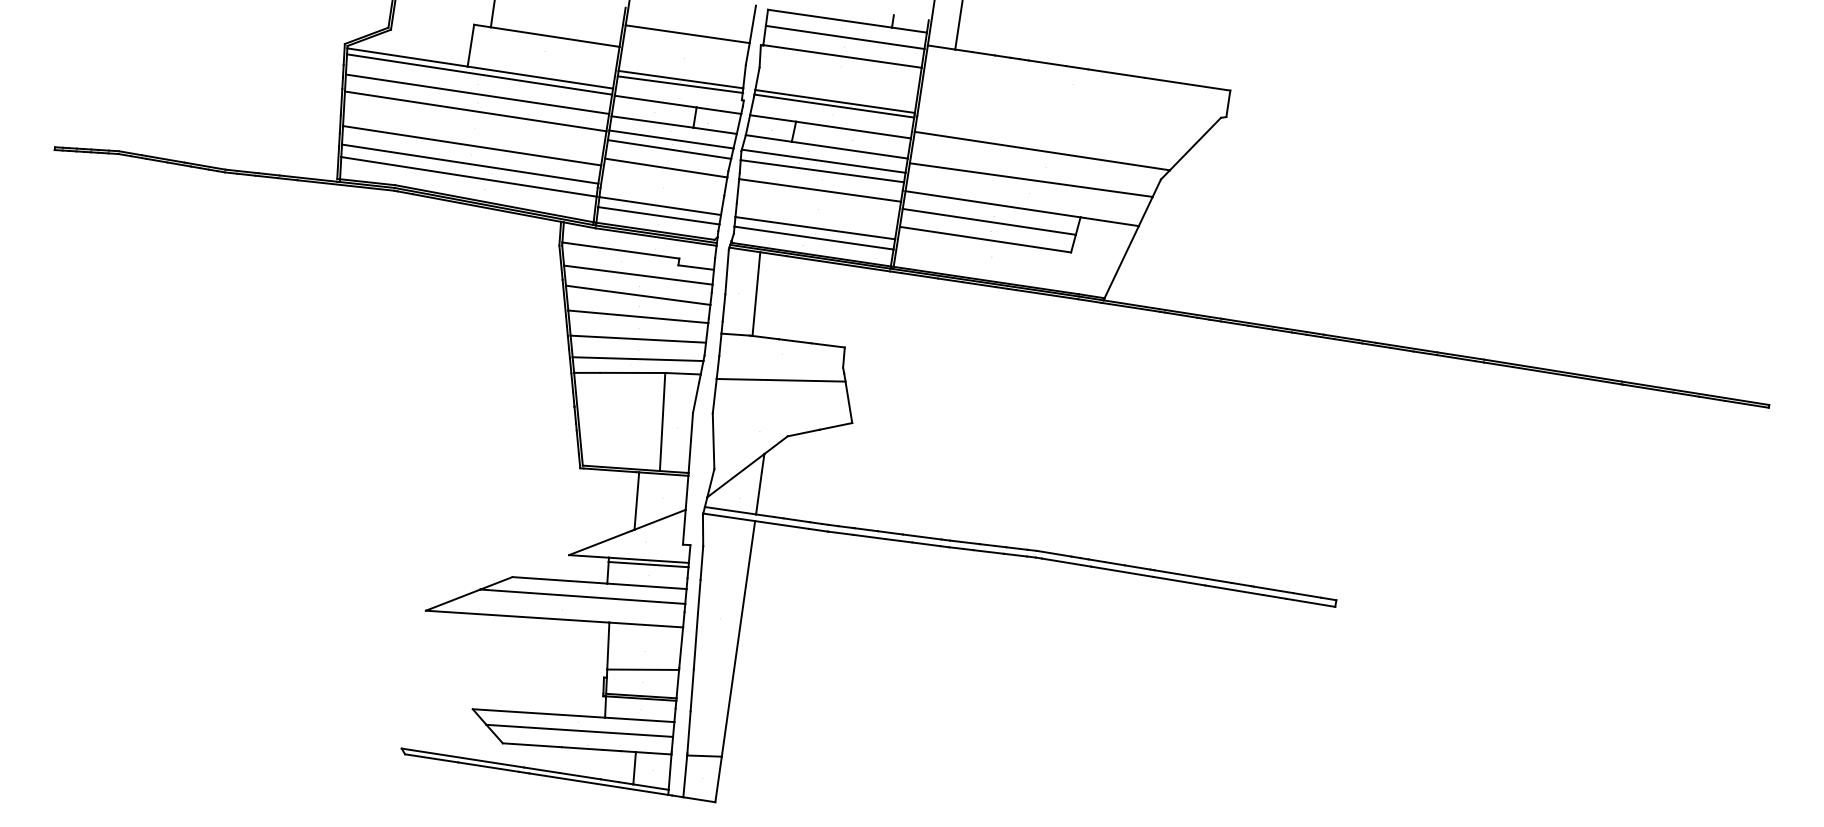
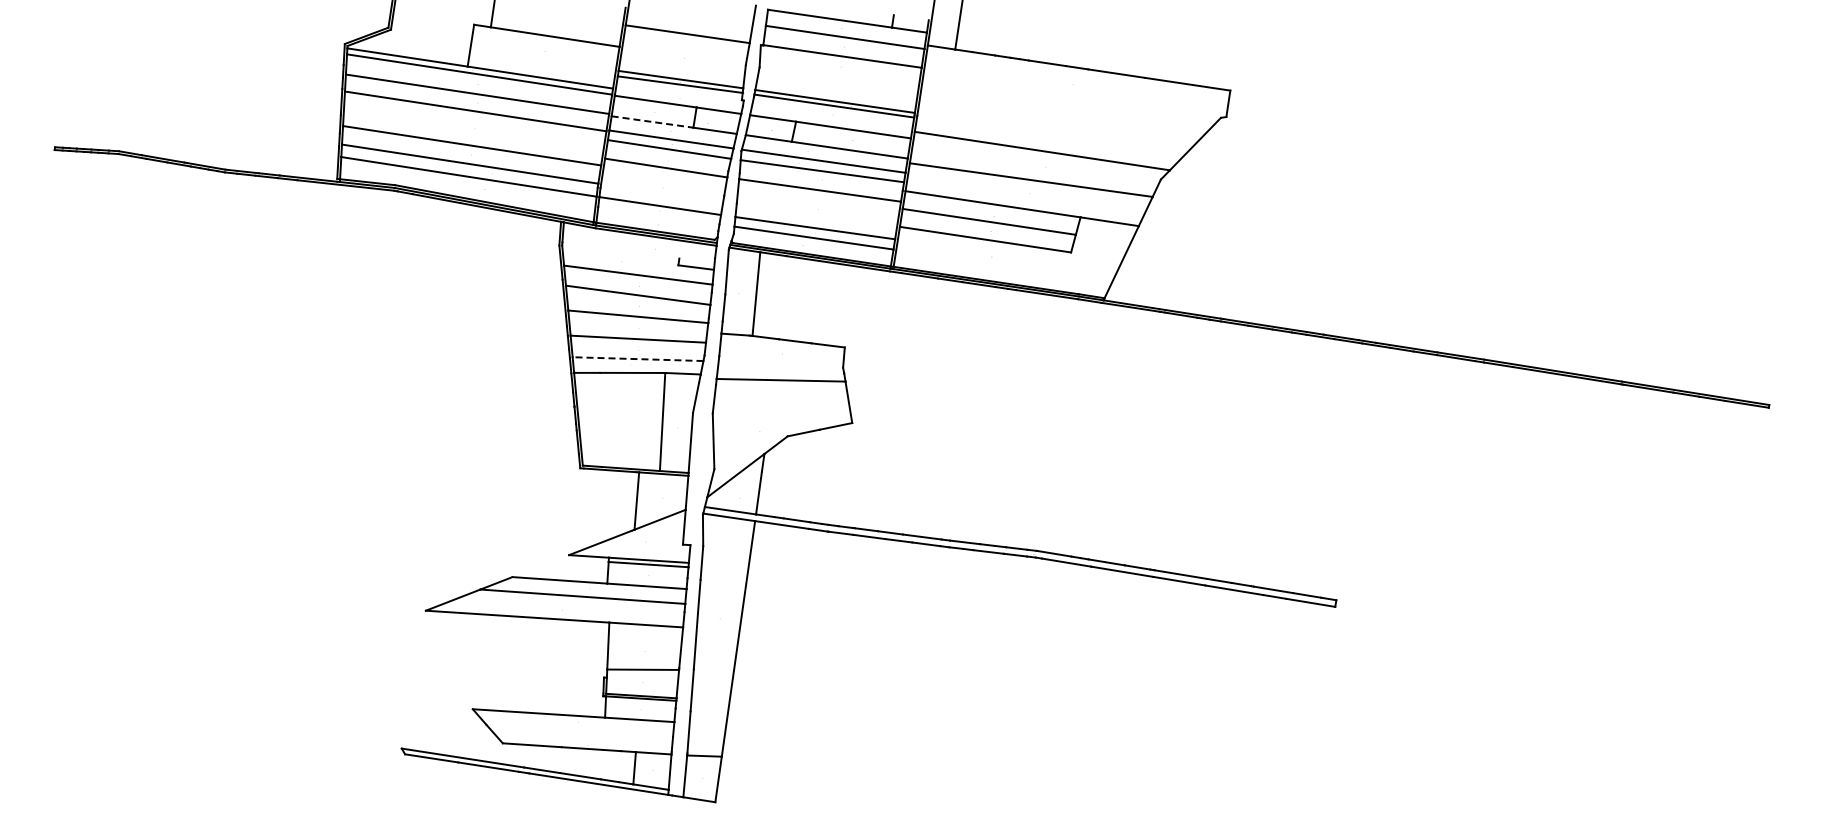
line: solid -> dashed (653, 122)
line: present -> none (658, 215)
line: present -> none (620, 250)
line: solid -> dashed (637, 359)
line: present -> none (579, 730)
